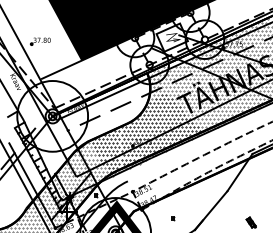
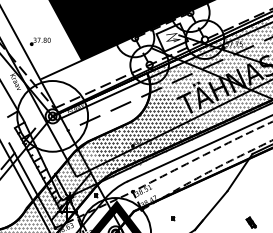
line: none -> present (198, 148)
